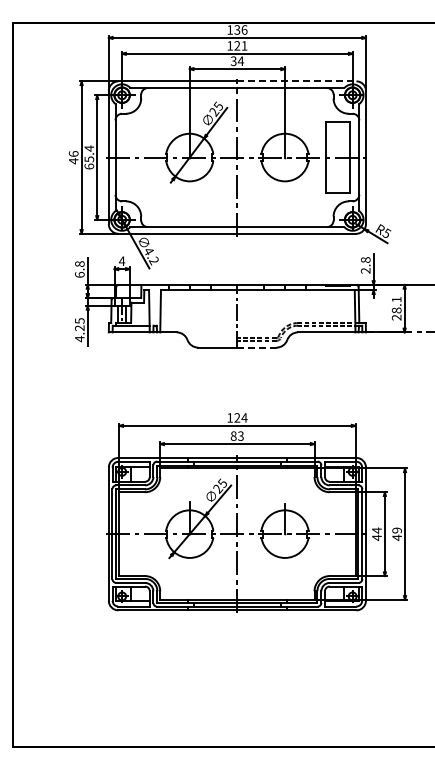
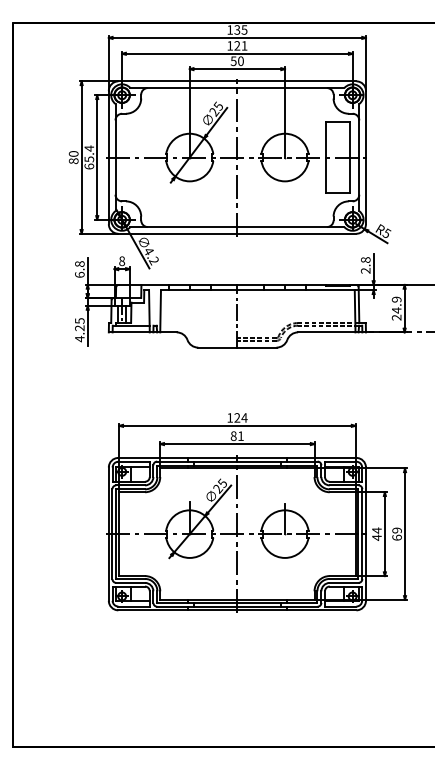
text: 136 -> 135 (244, 29)
text: 34 -> 50 (237, 61)
line: dashed -> solid (296, 81)
text: 46 -> 80 (73, 157)
text: 4 -> 8 (122, 261)
text: 28.1 -> 24.9 (396, 304)
line: dashed -> solid (256, 347)
text: 83 -> 81 (240, 435)
text: 49 -> 69 (396, 537)
